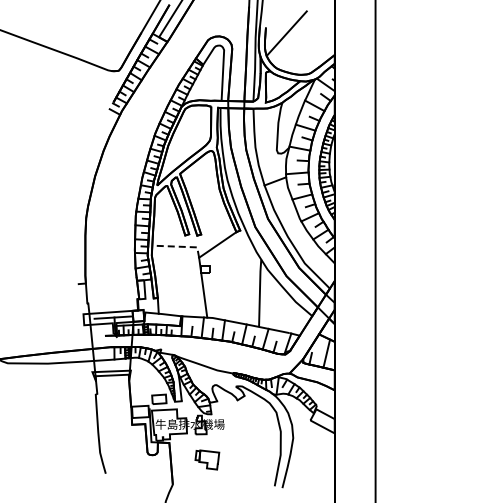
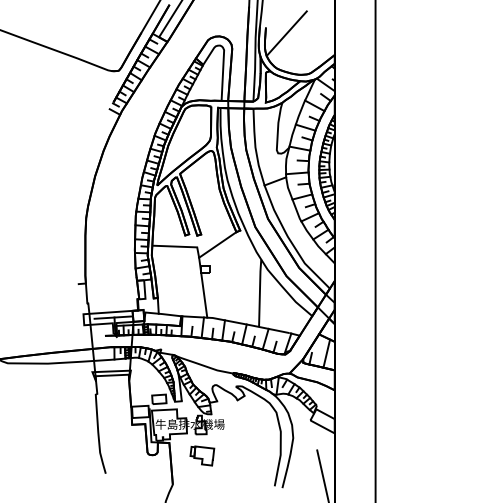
line: dashed -> solid (180, 246)
part position: (207, 459) -> (202, 455) (202, 455)
line: none -> present (322, 474)
